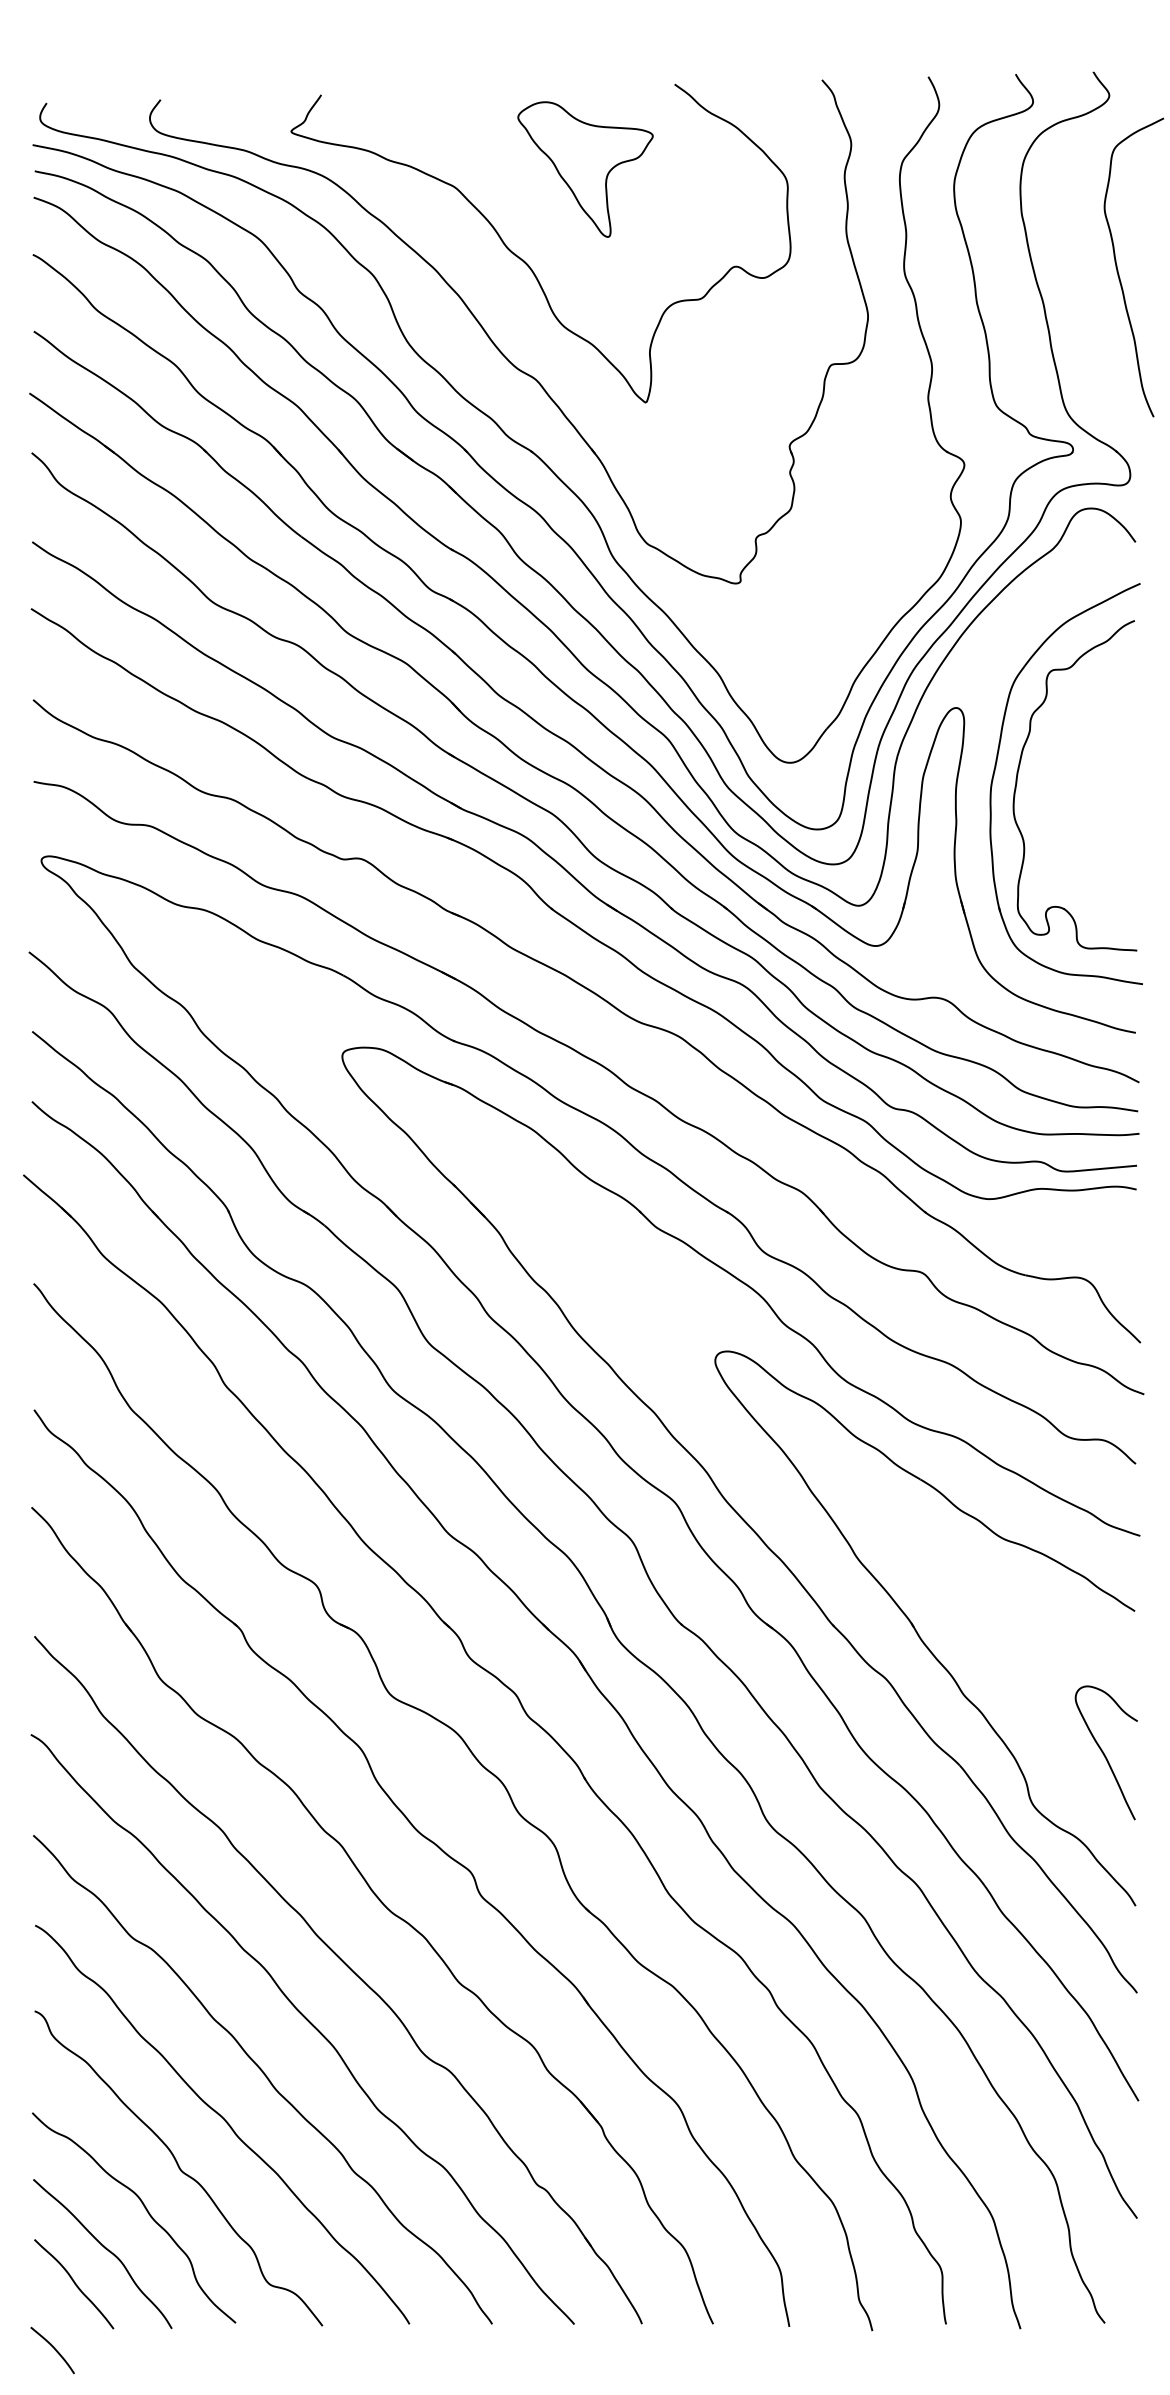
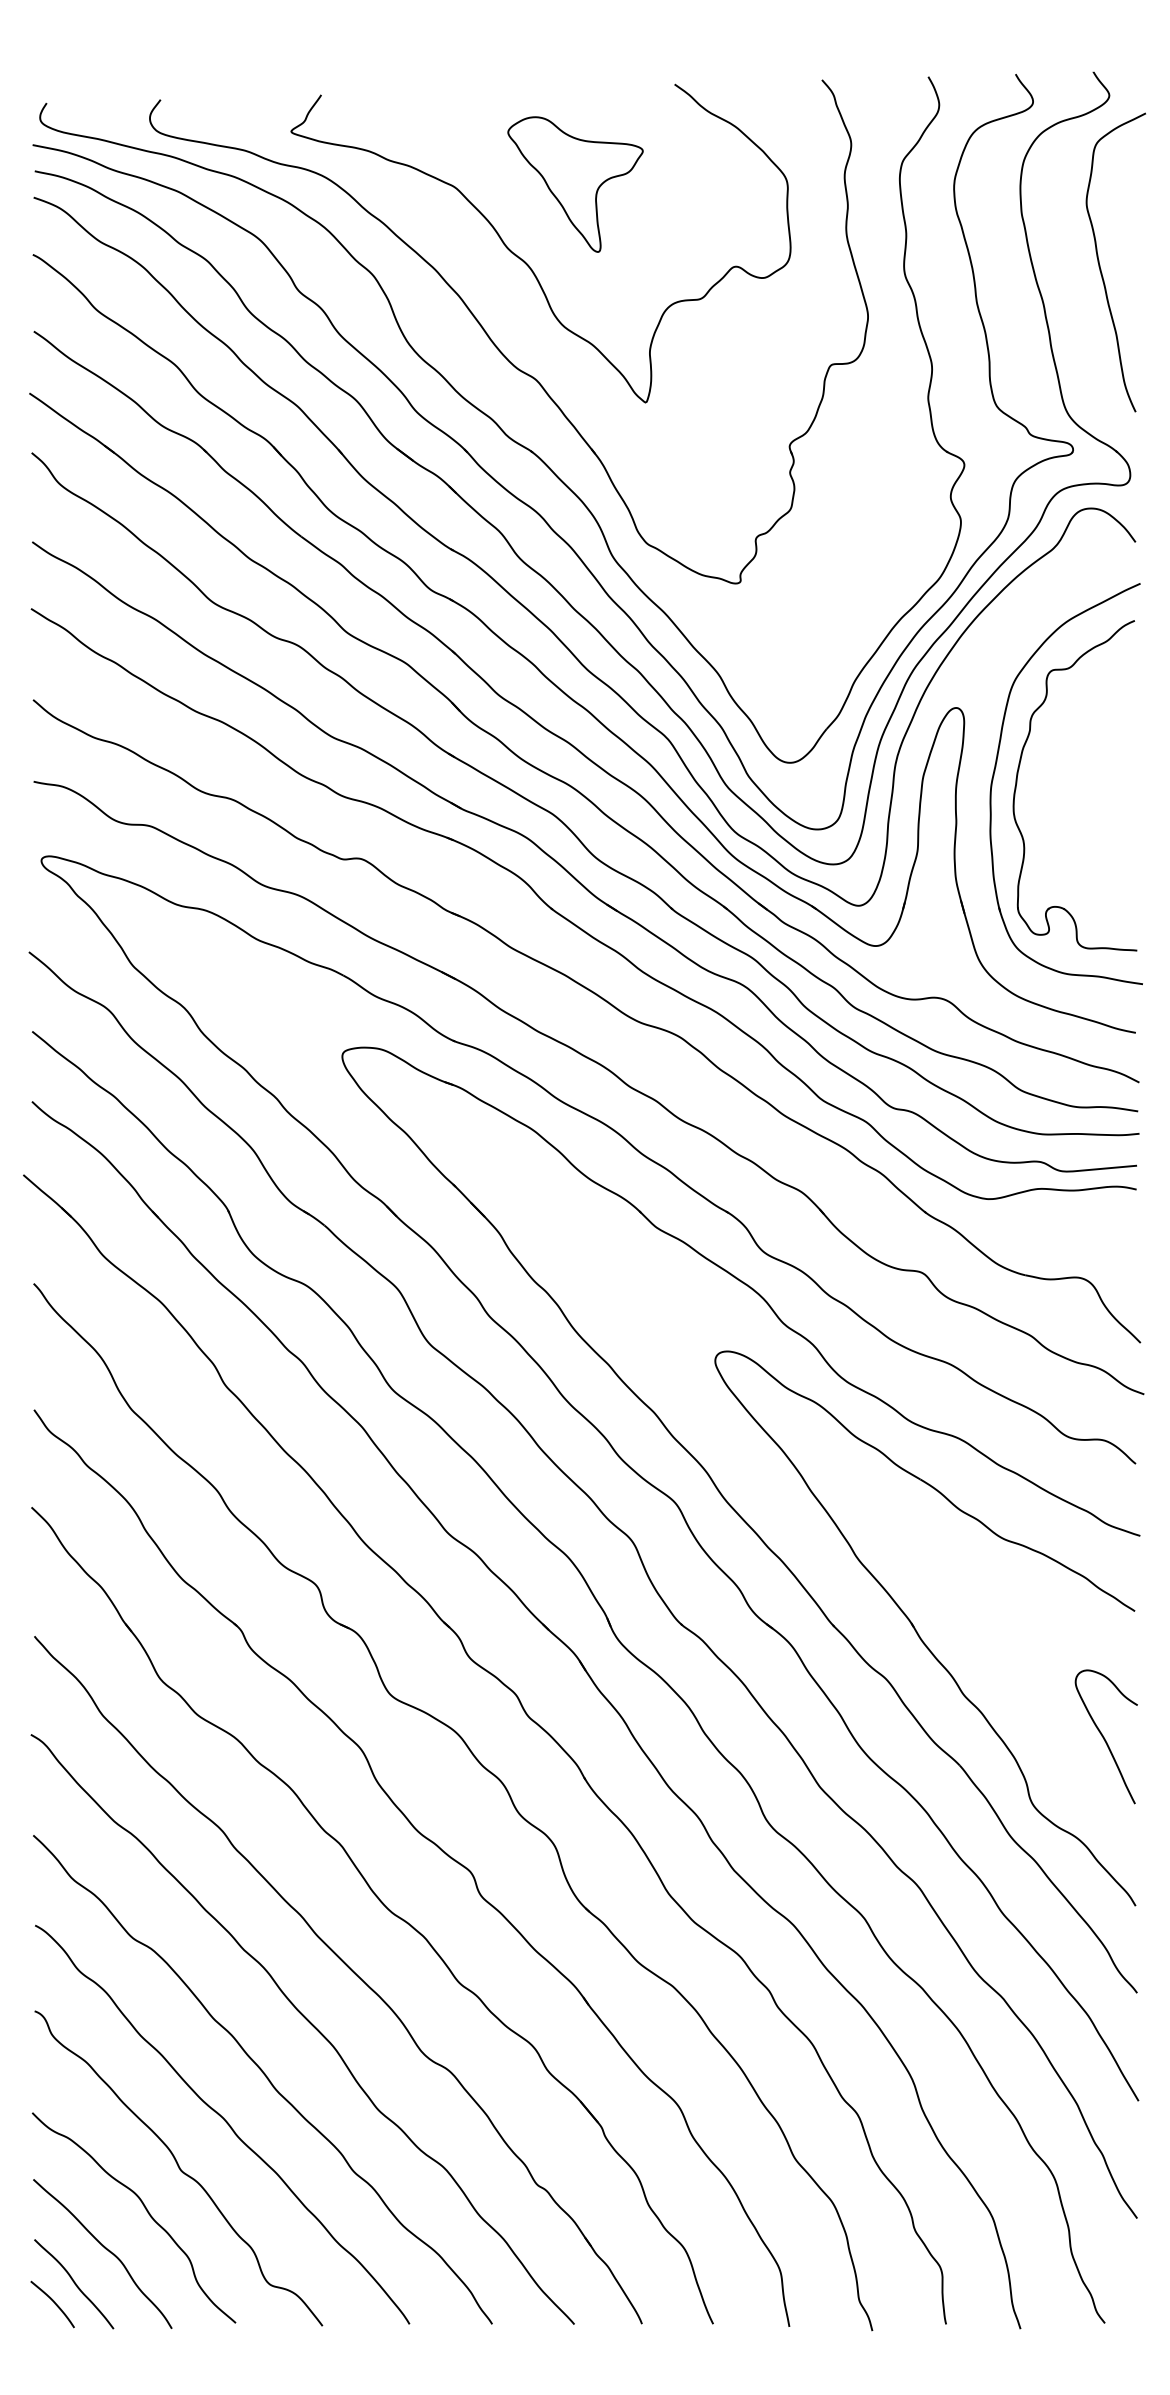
part position: (585, 169) -> (575, 184) (575, 184)
curve position: (1118, 269) -> (1100, 264) (1100, 264)
curve position: (1104, 1753) -> (1104, 1737) (1104, 1737)
curve position: (53, 2348) -> (53, 2302) (53, 2302)
